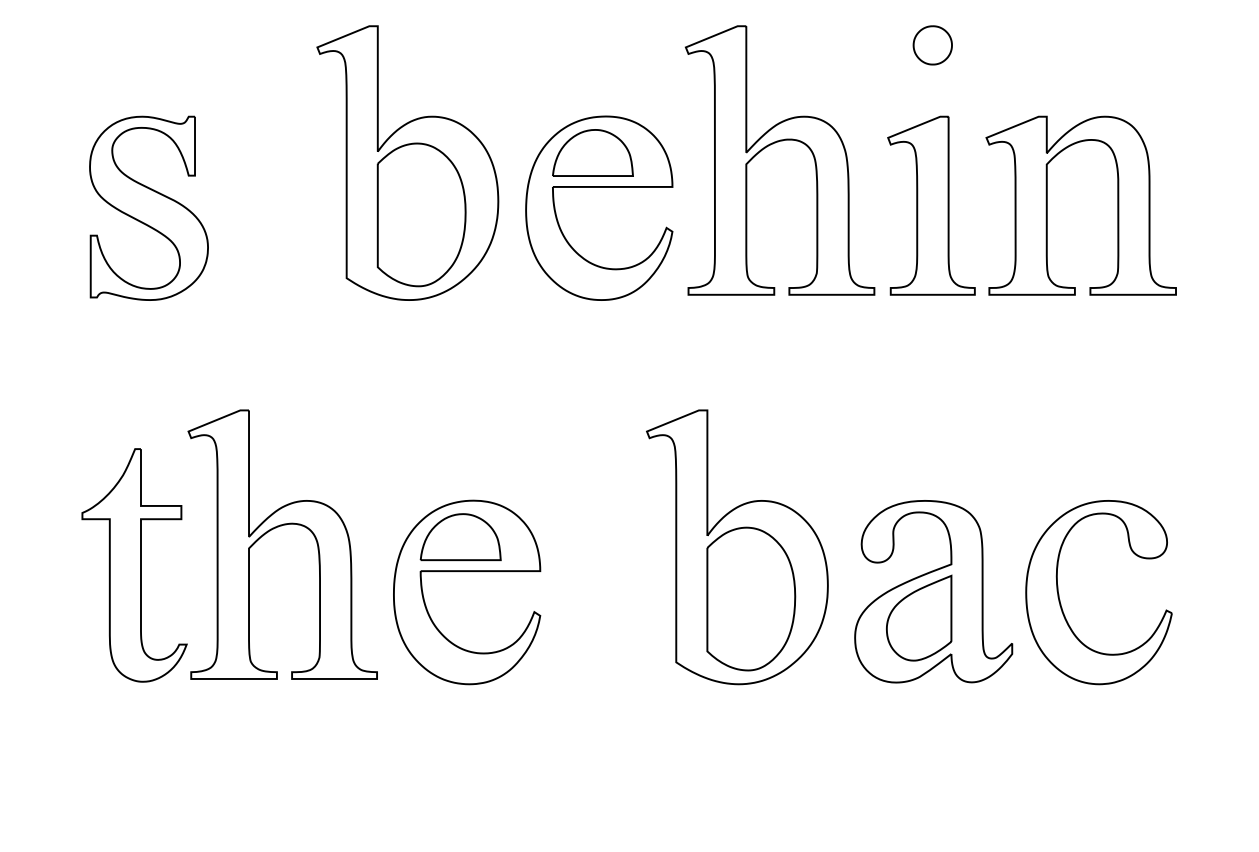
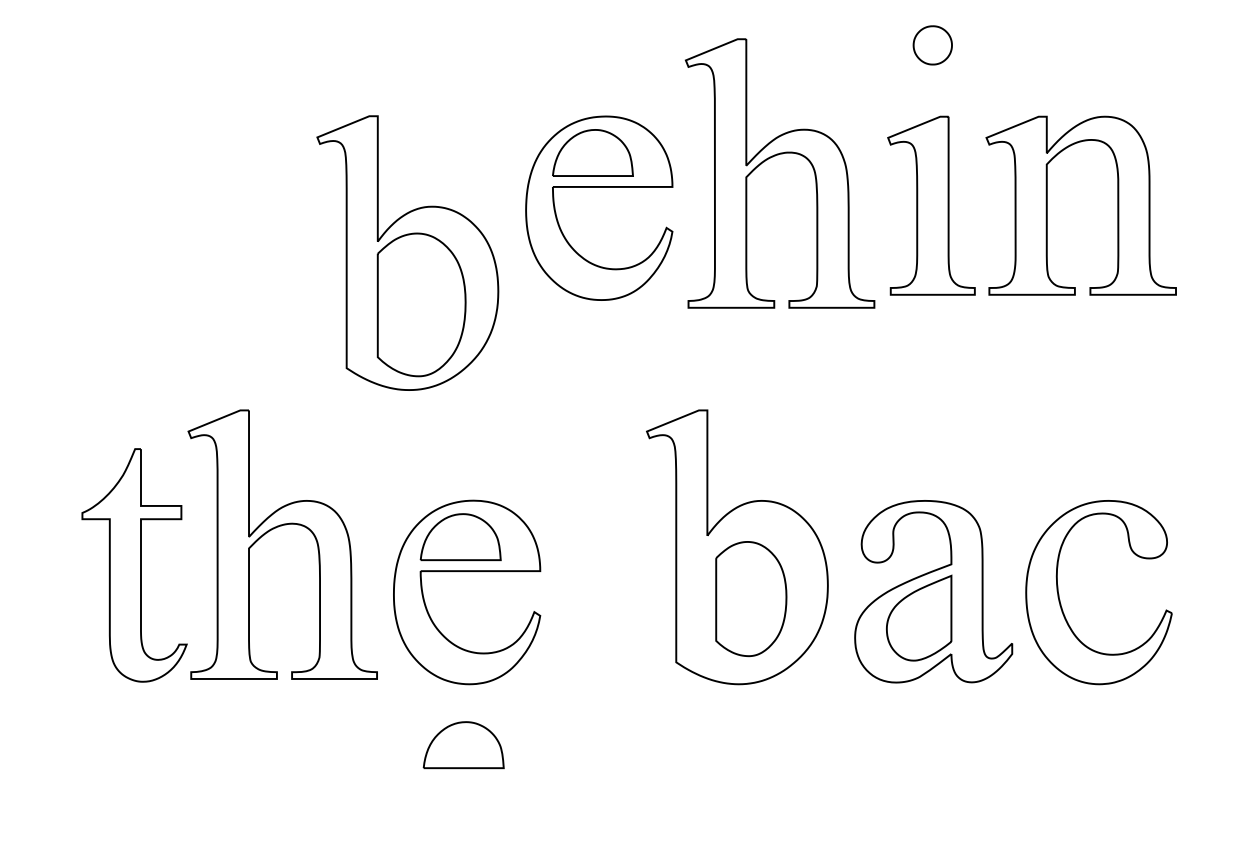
part position: (773, 144) -> (773, 157) (773, 157)
part position: (407, 162) -> (407, 252) (407, 252)
part: present -> none (148, 207)
part size: 91x146 px -> 73x117 px (751, 599)
part: none -> present (463, 745)
